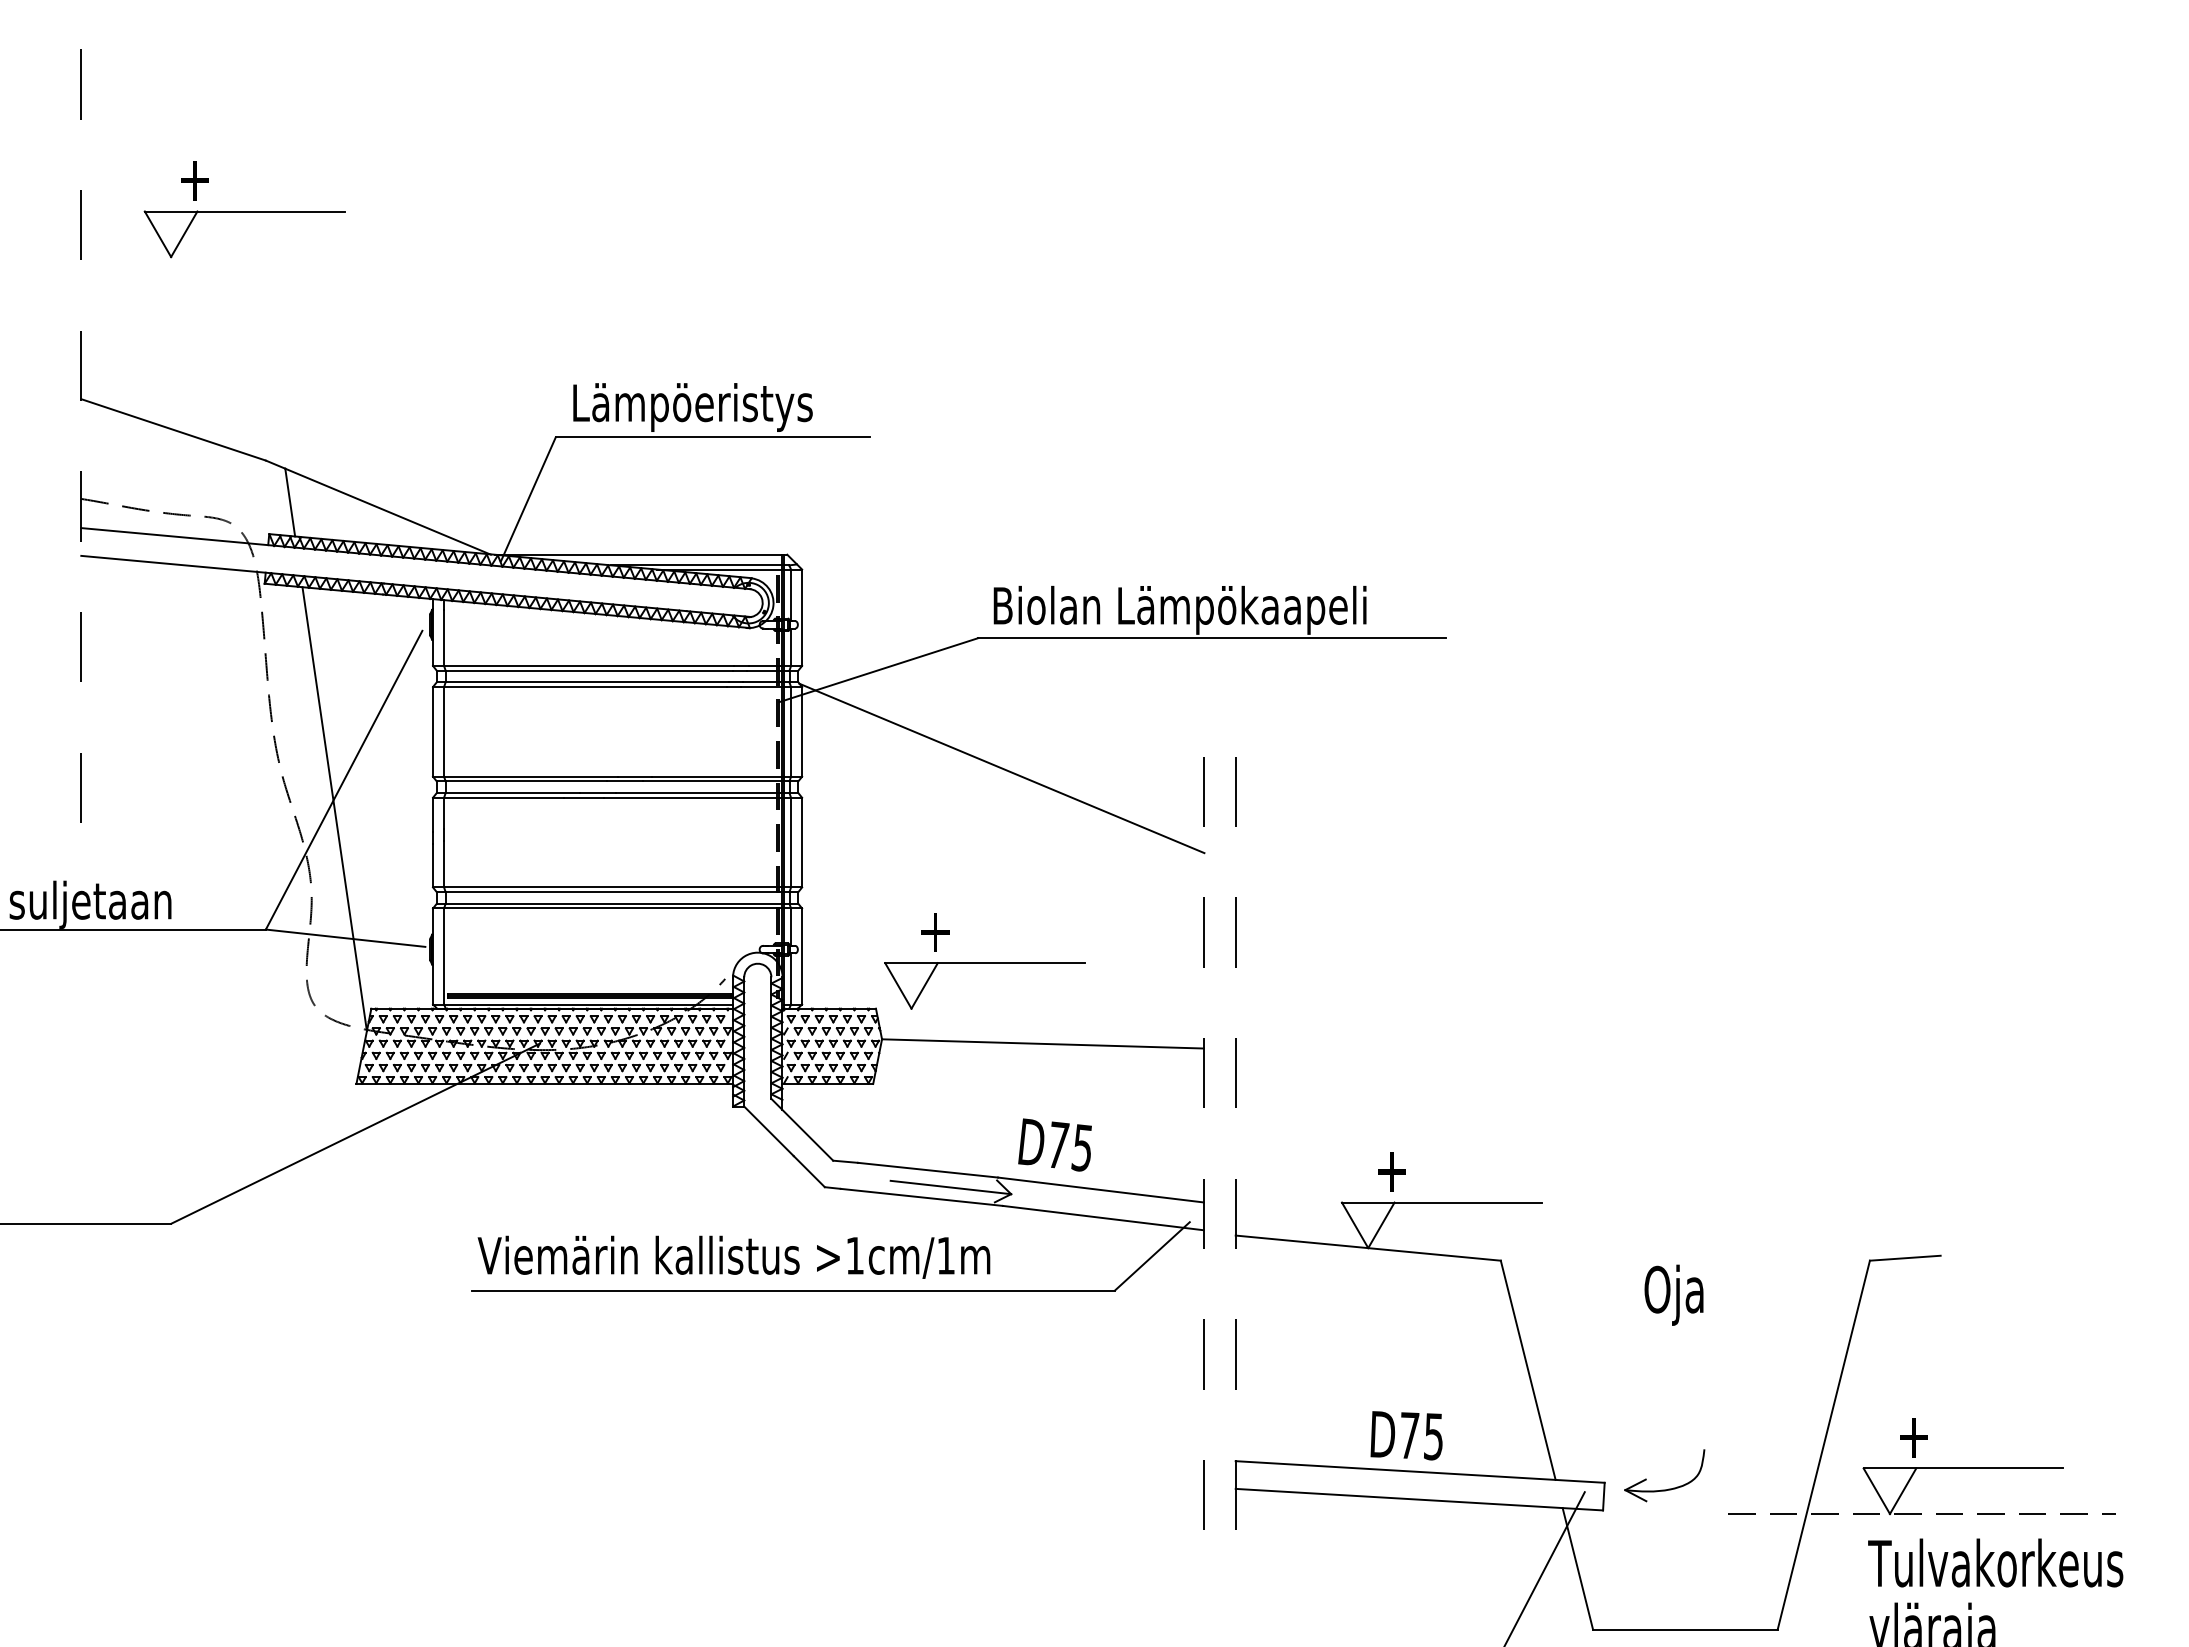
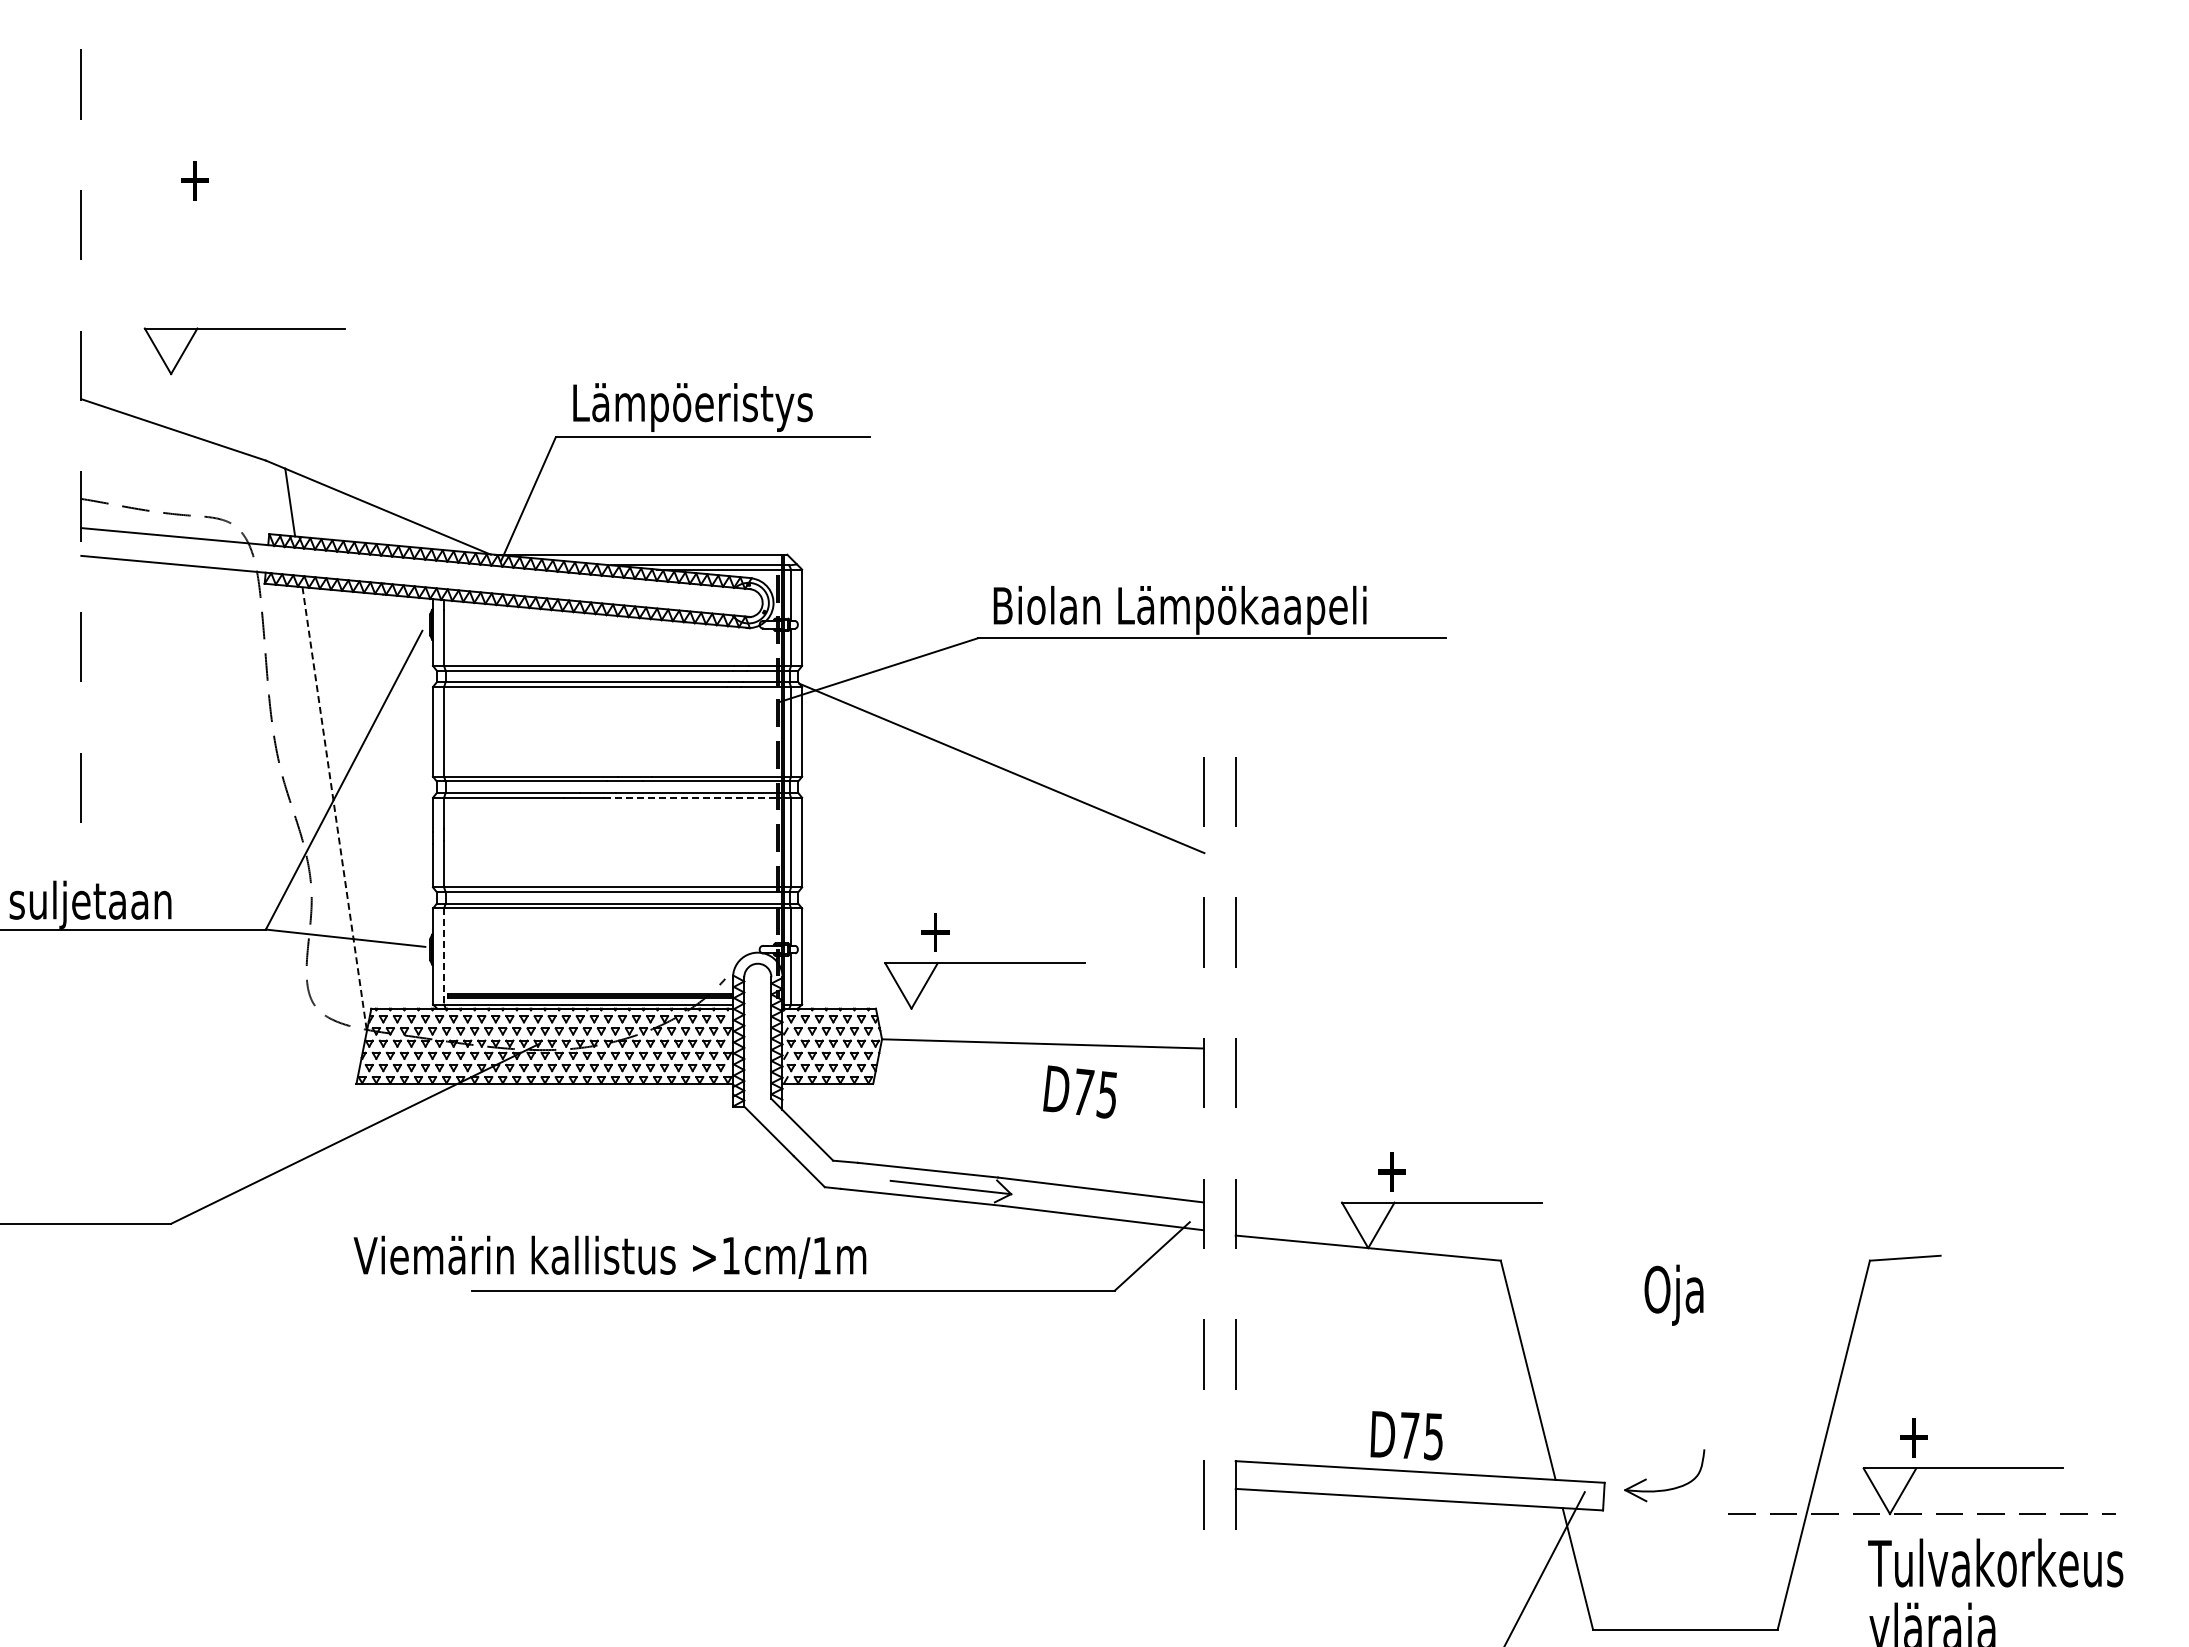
part position: (244, 212) -> (244, 329) (244, 329)
line: solid -> dashed (692, 797)
line: solid -> dashed (334, 809)
line: solid -> dashed (444, 956)
text position: (1054, 1144) -> (1079, 1091) (1079, 1091)
text position: (733, 1256) -> (609, 1256) (609, 1256)
